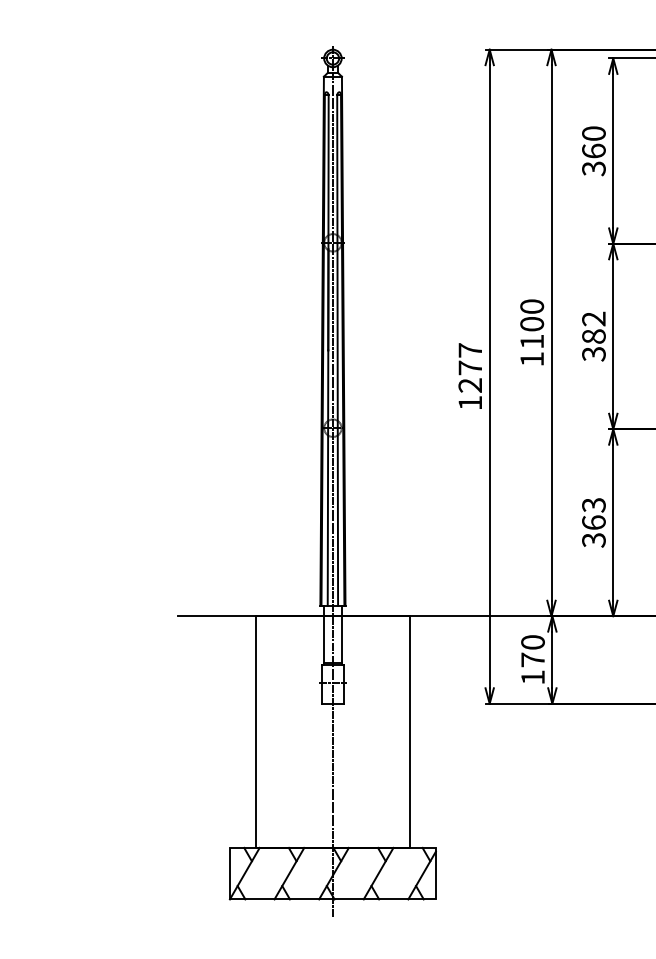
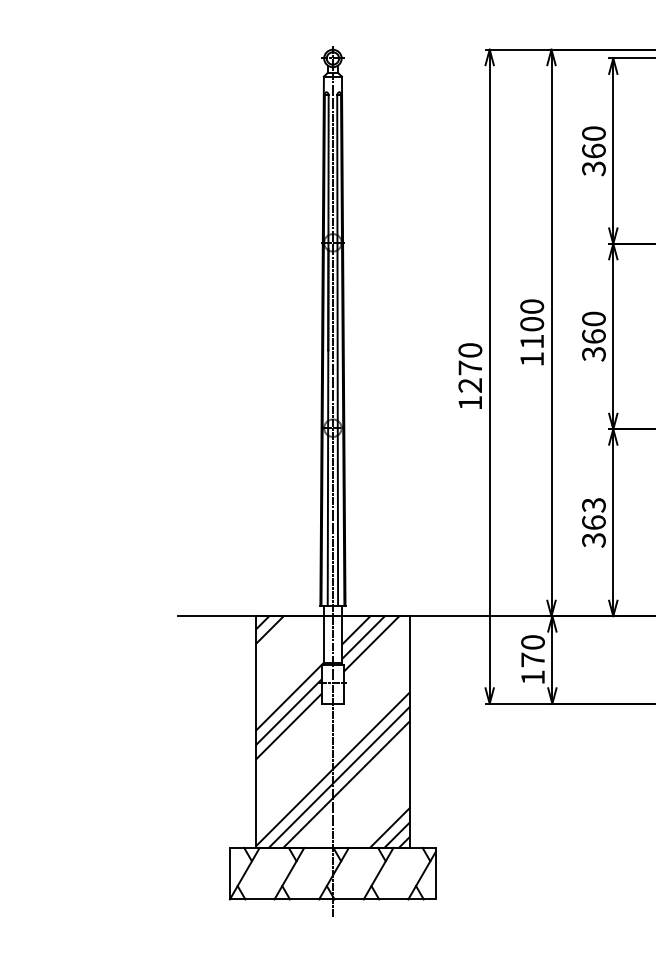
text: 382 -> 360 (593, 327)
text: 1277 -> 1270 (470, 350)
hatch: none -> present (332, 731)
